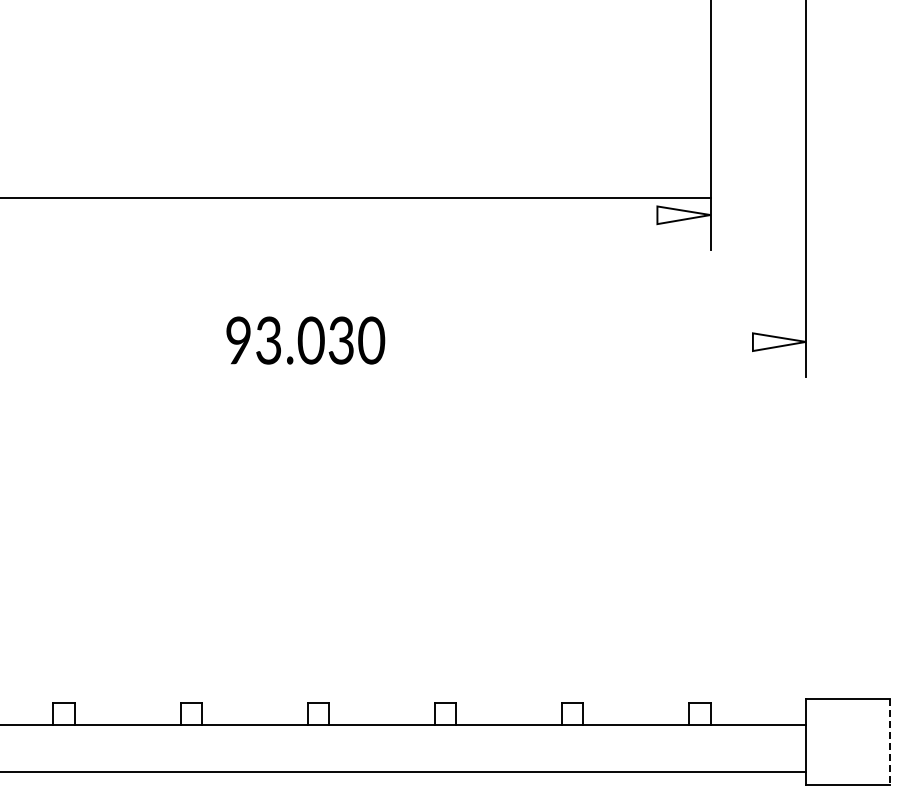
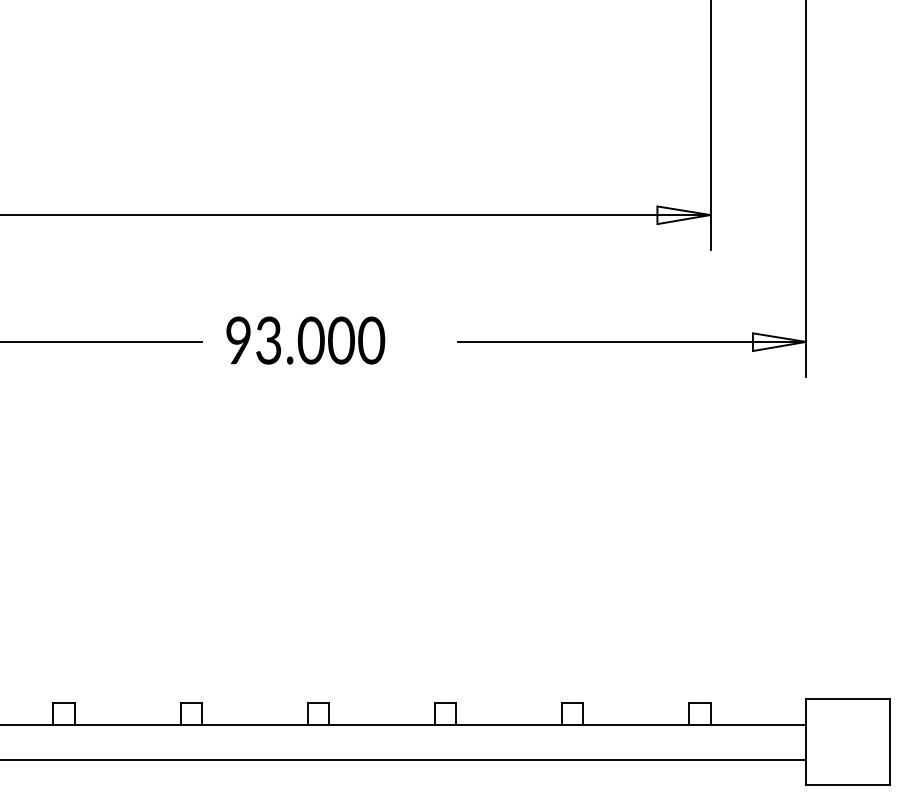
line position: (356, 198) -> (356, 215) (356, 215)
text: 93.030 -> 93.000 (341, 340)
line: none -> present (101, 341)
line: none -> present (631, 341)
line: dashed -> solid (890, 742)
line position: (404, 771) -> (404, 759) (404, 759)
